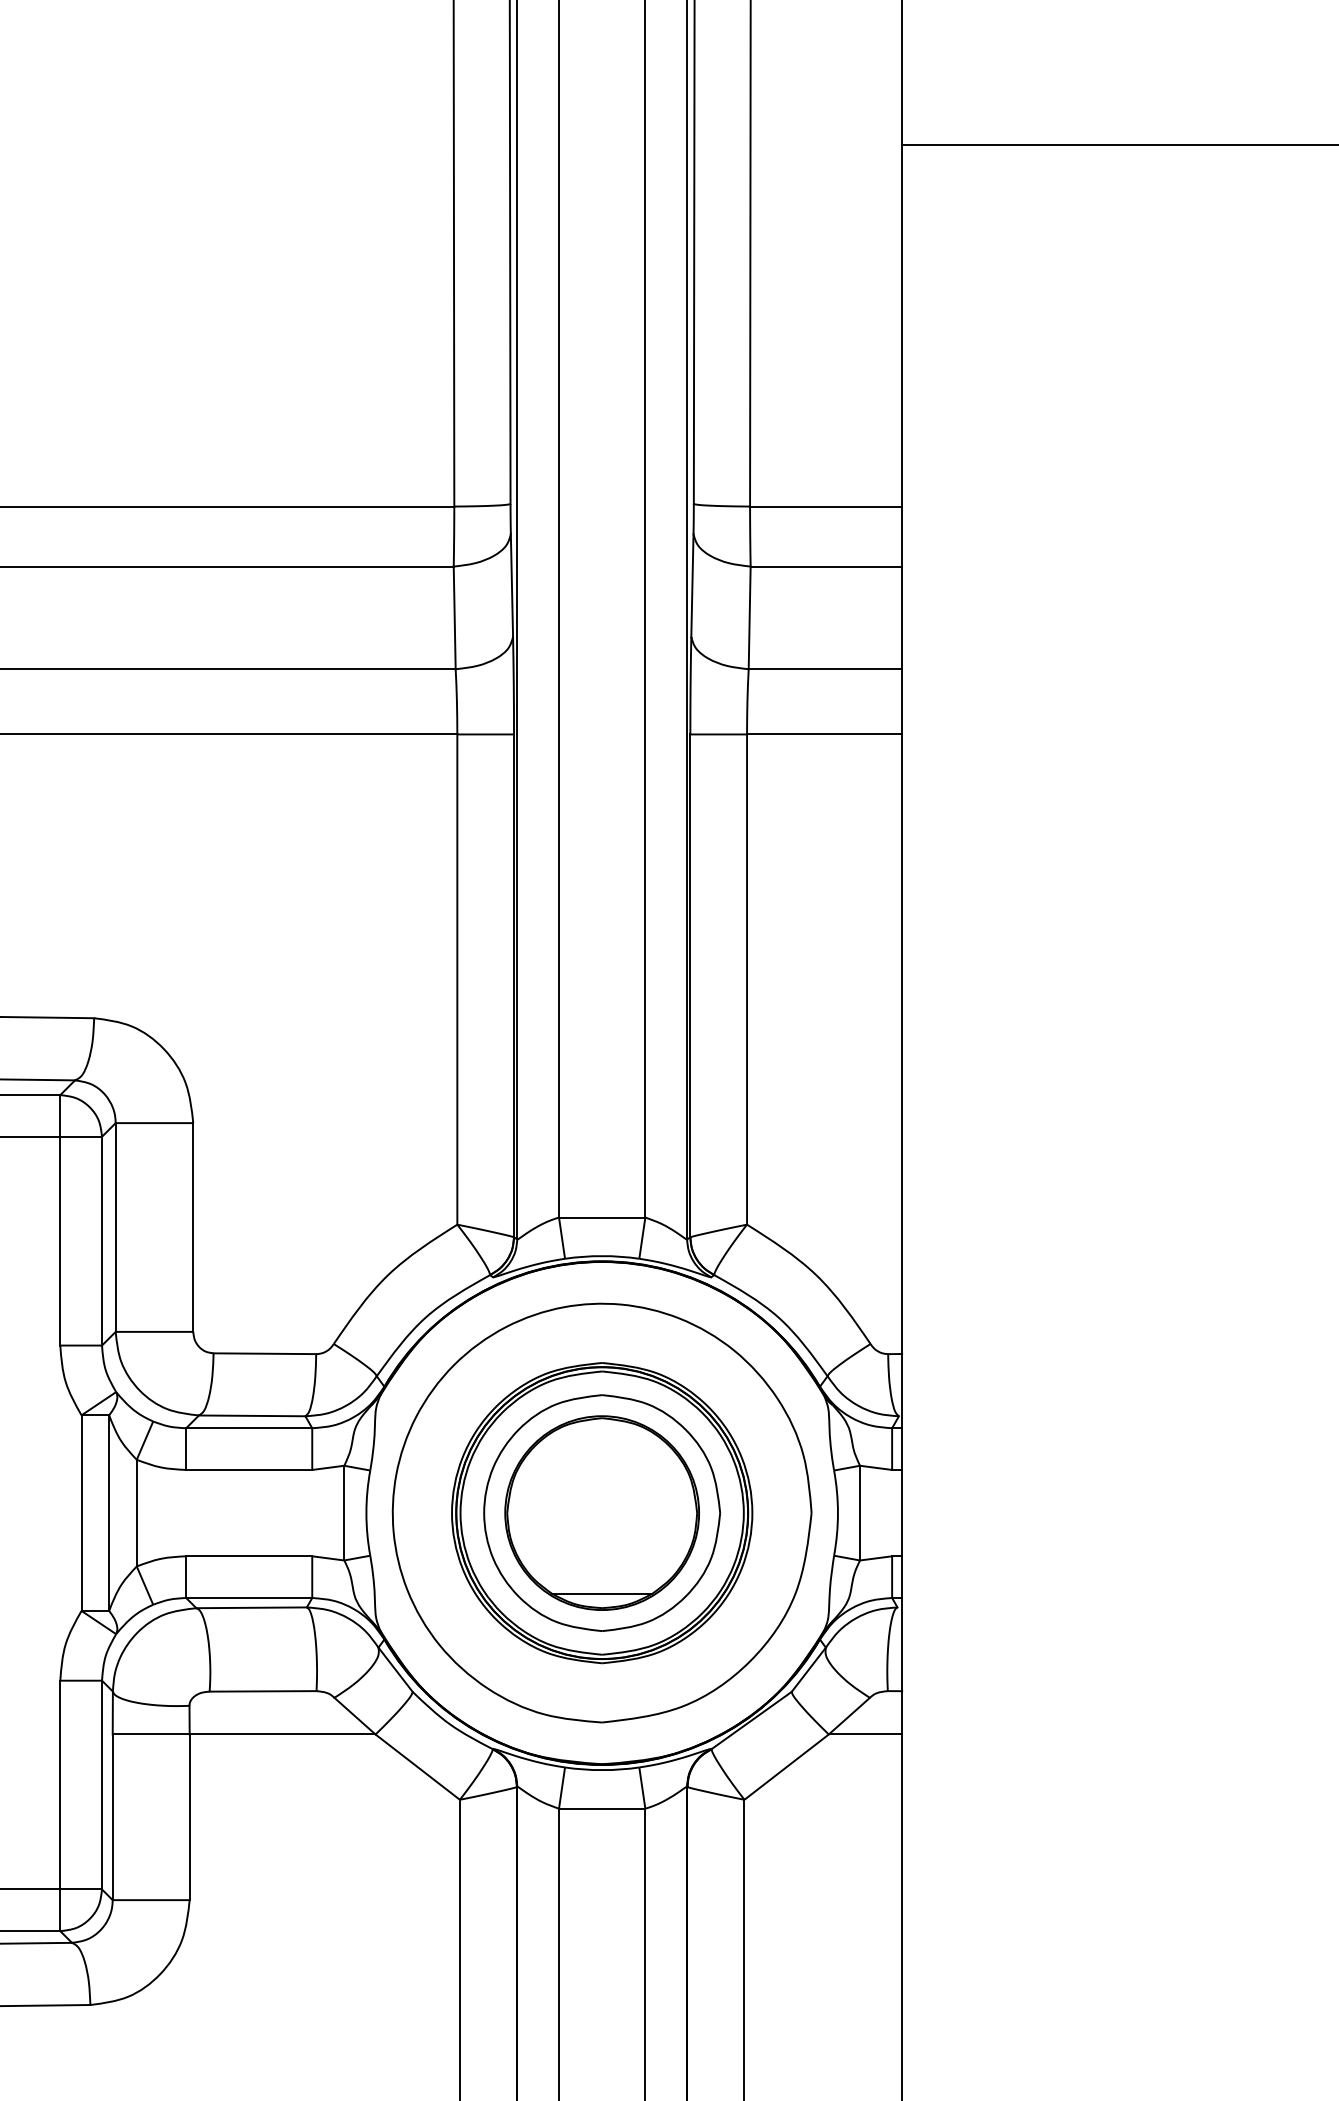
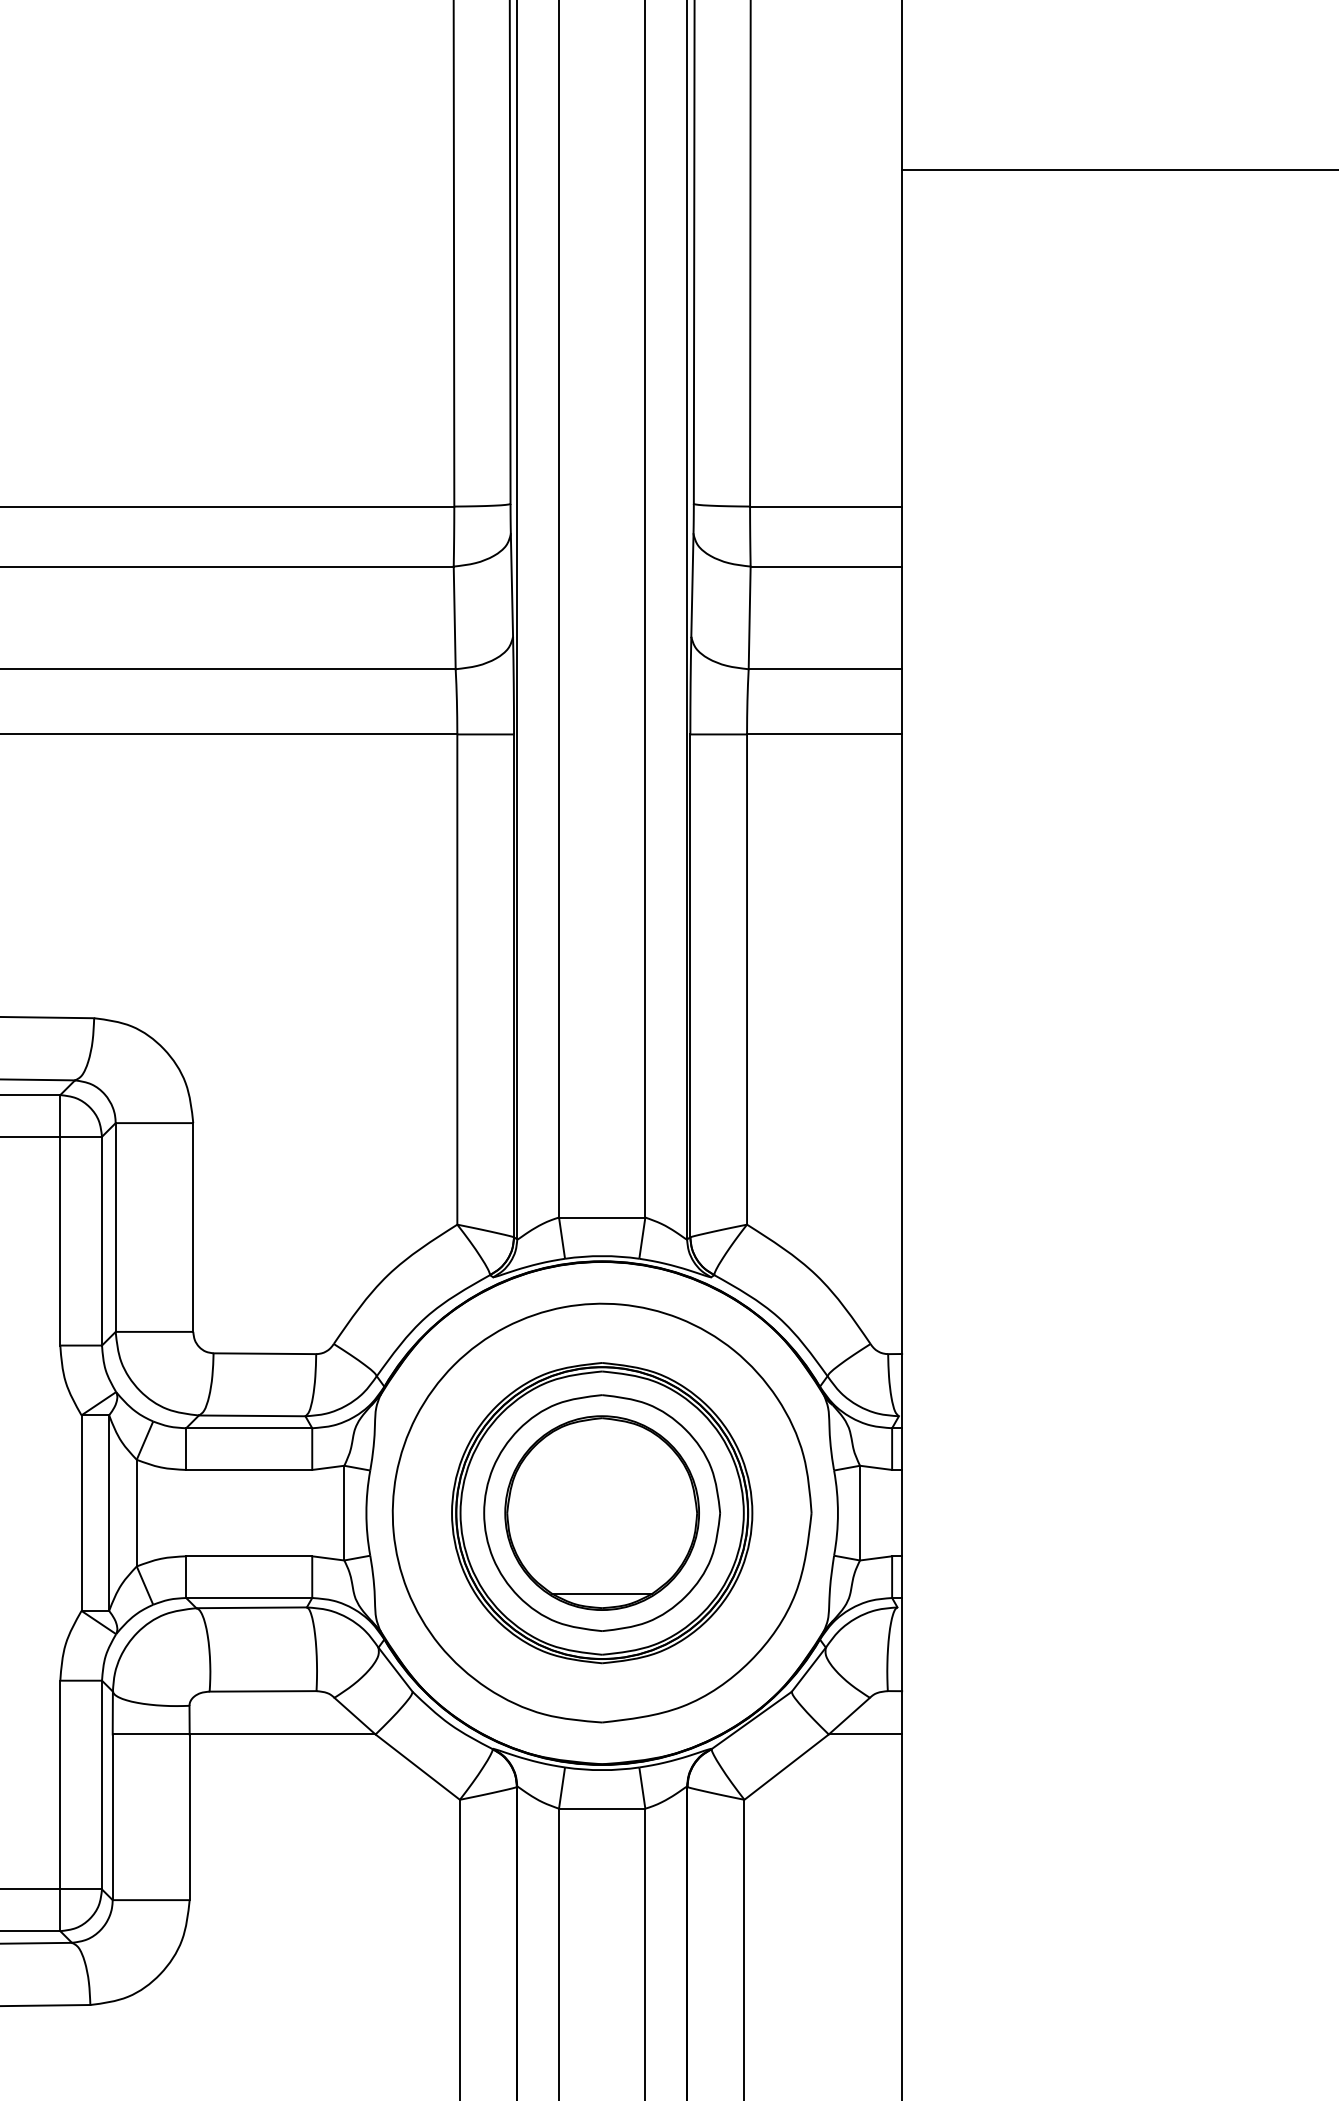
line position: (1118, 145) -> (1118, 170) (1118, 170)
